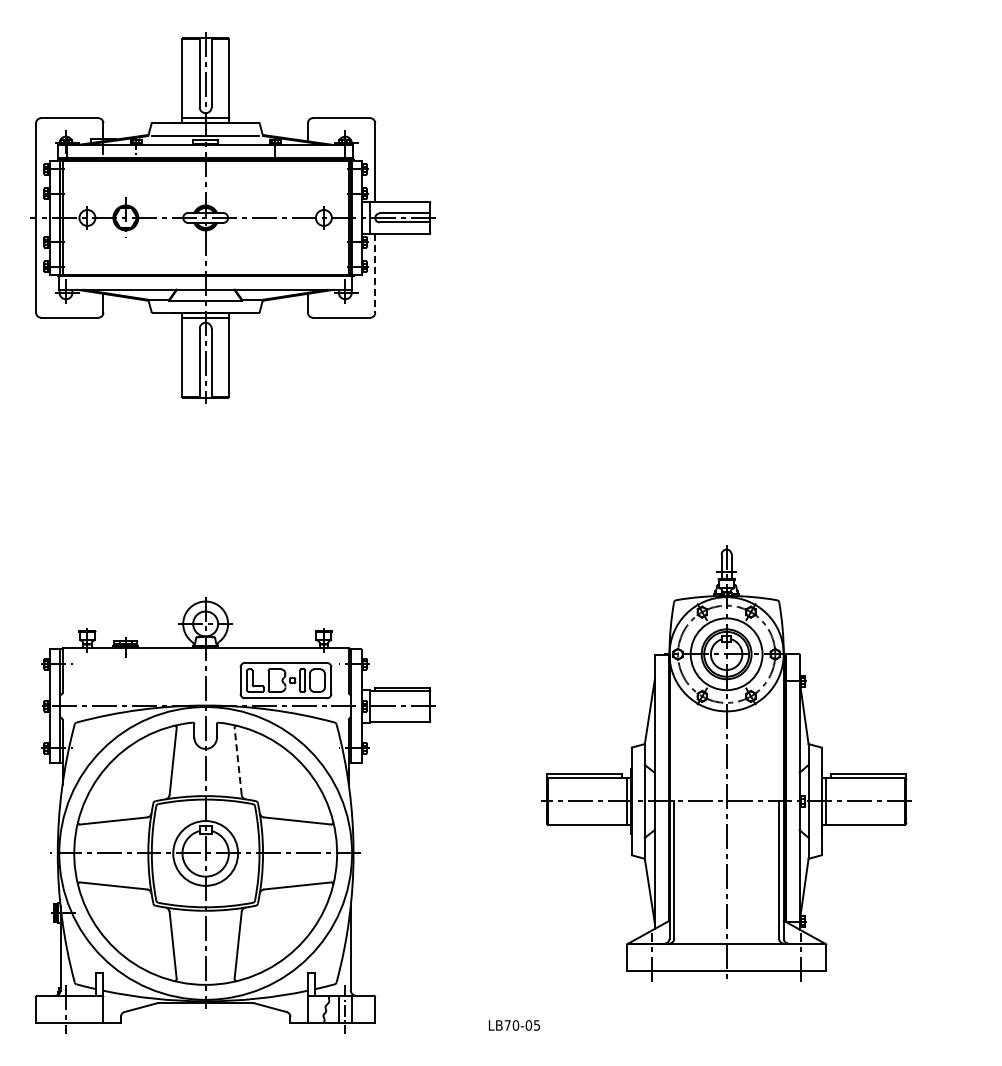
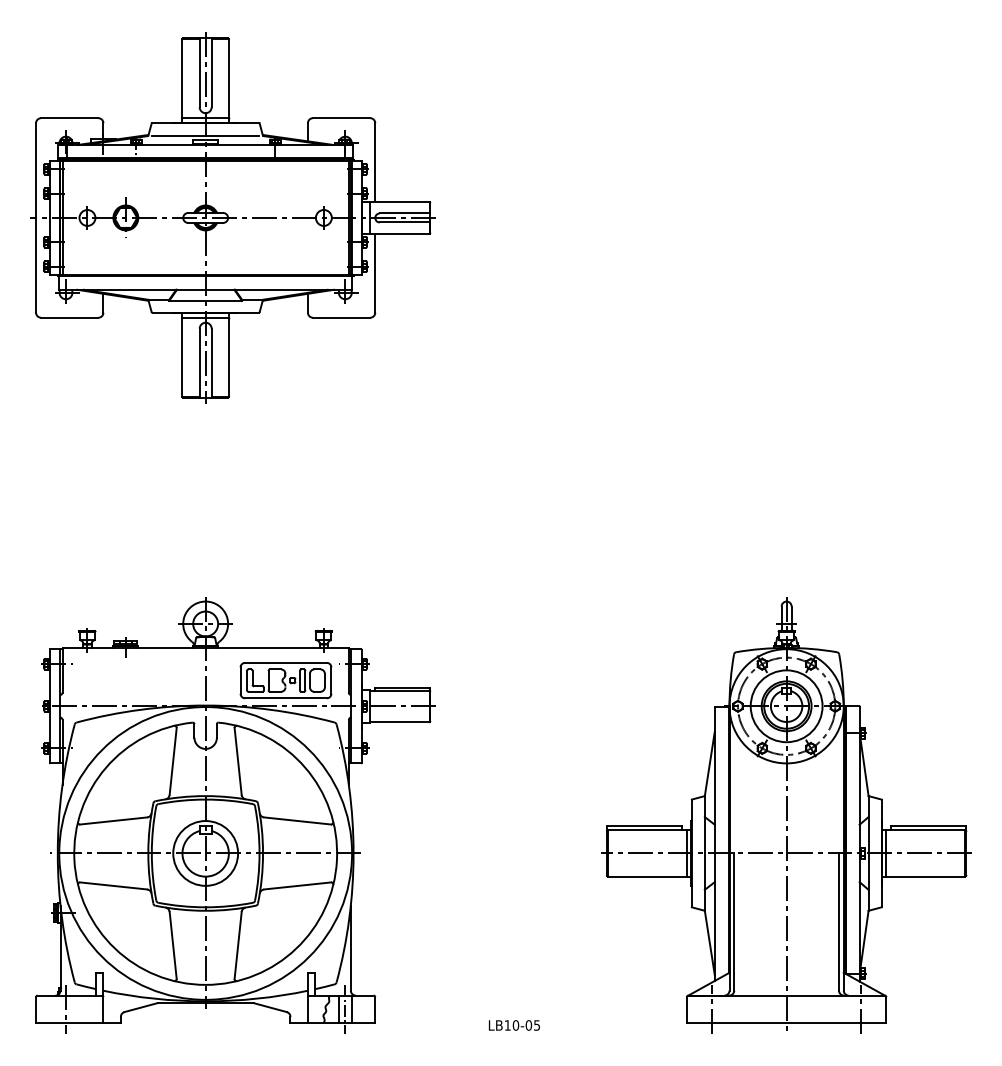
line: dashed -> solid (375, 273)
line: dashed -> solid (238, 761)
part position: (726, 763) -> (786, 815) (786, 815)
text: LB70-05 -> LB10-05 (507, 1025)
